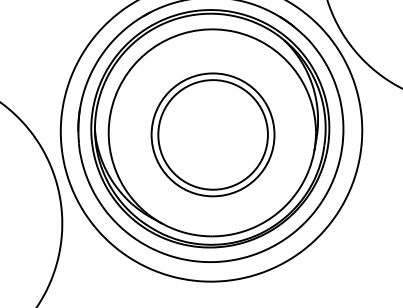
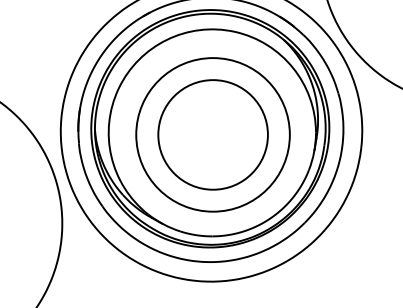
circle diameter: 123 px -> 154 px (212, 134)
